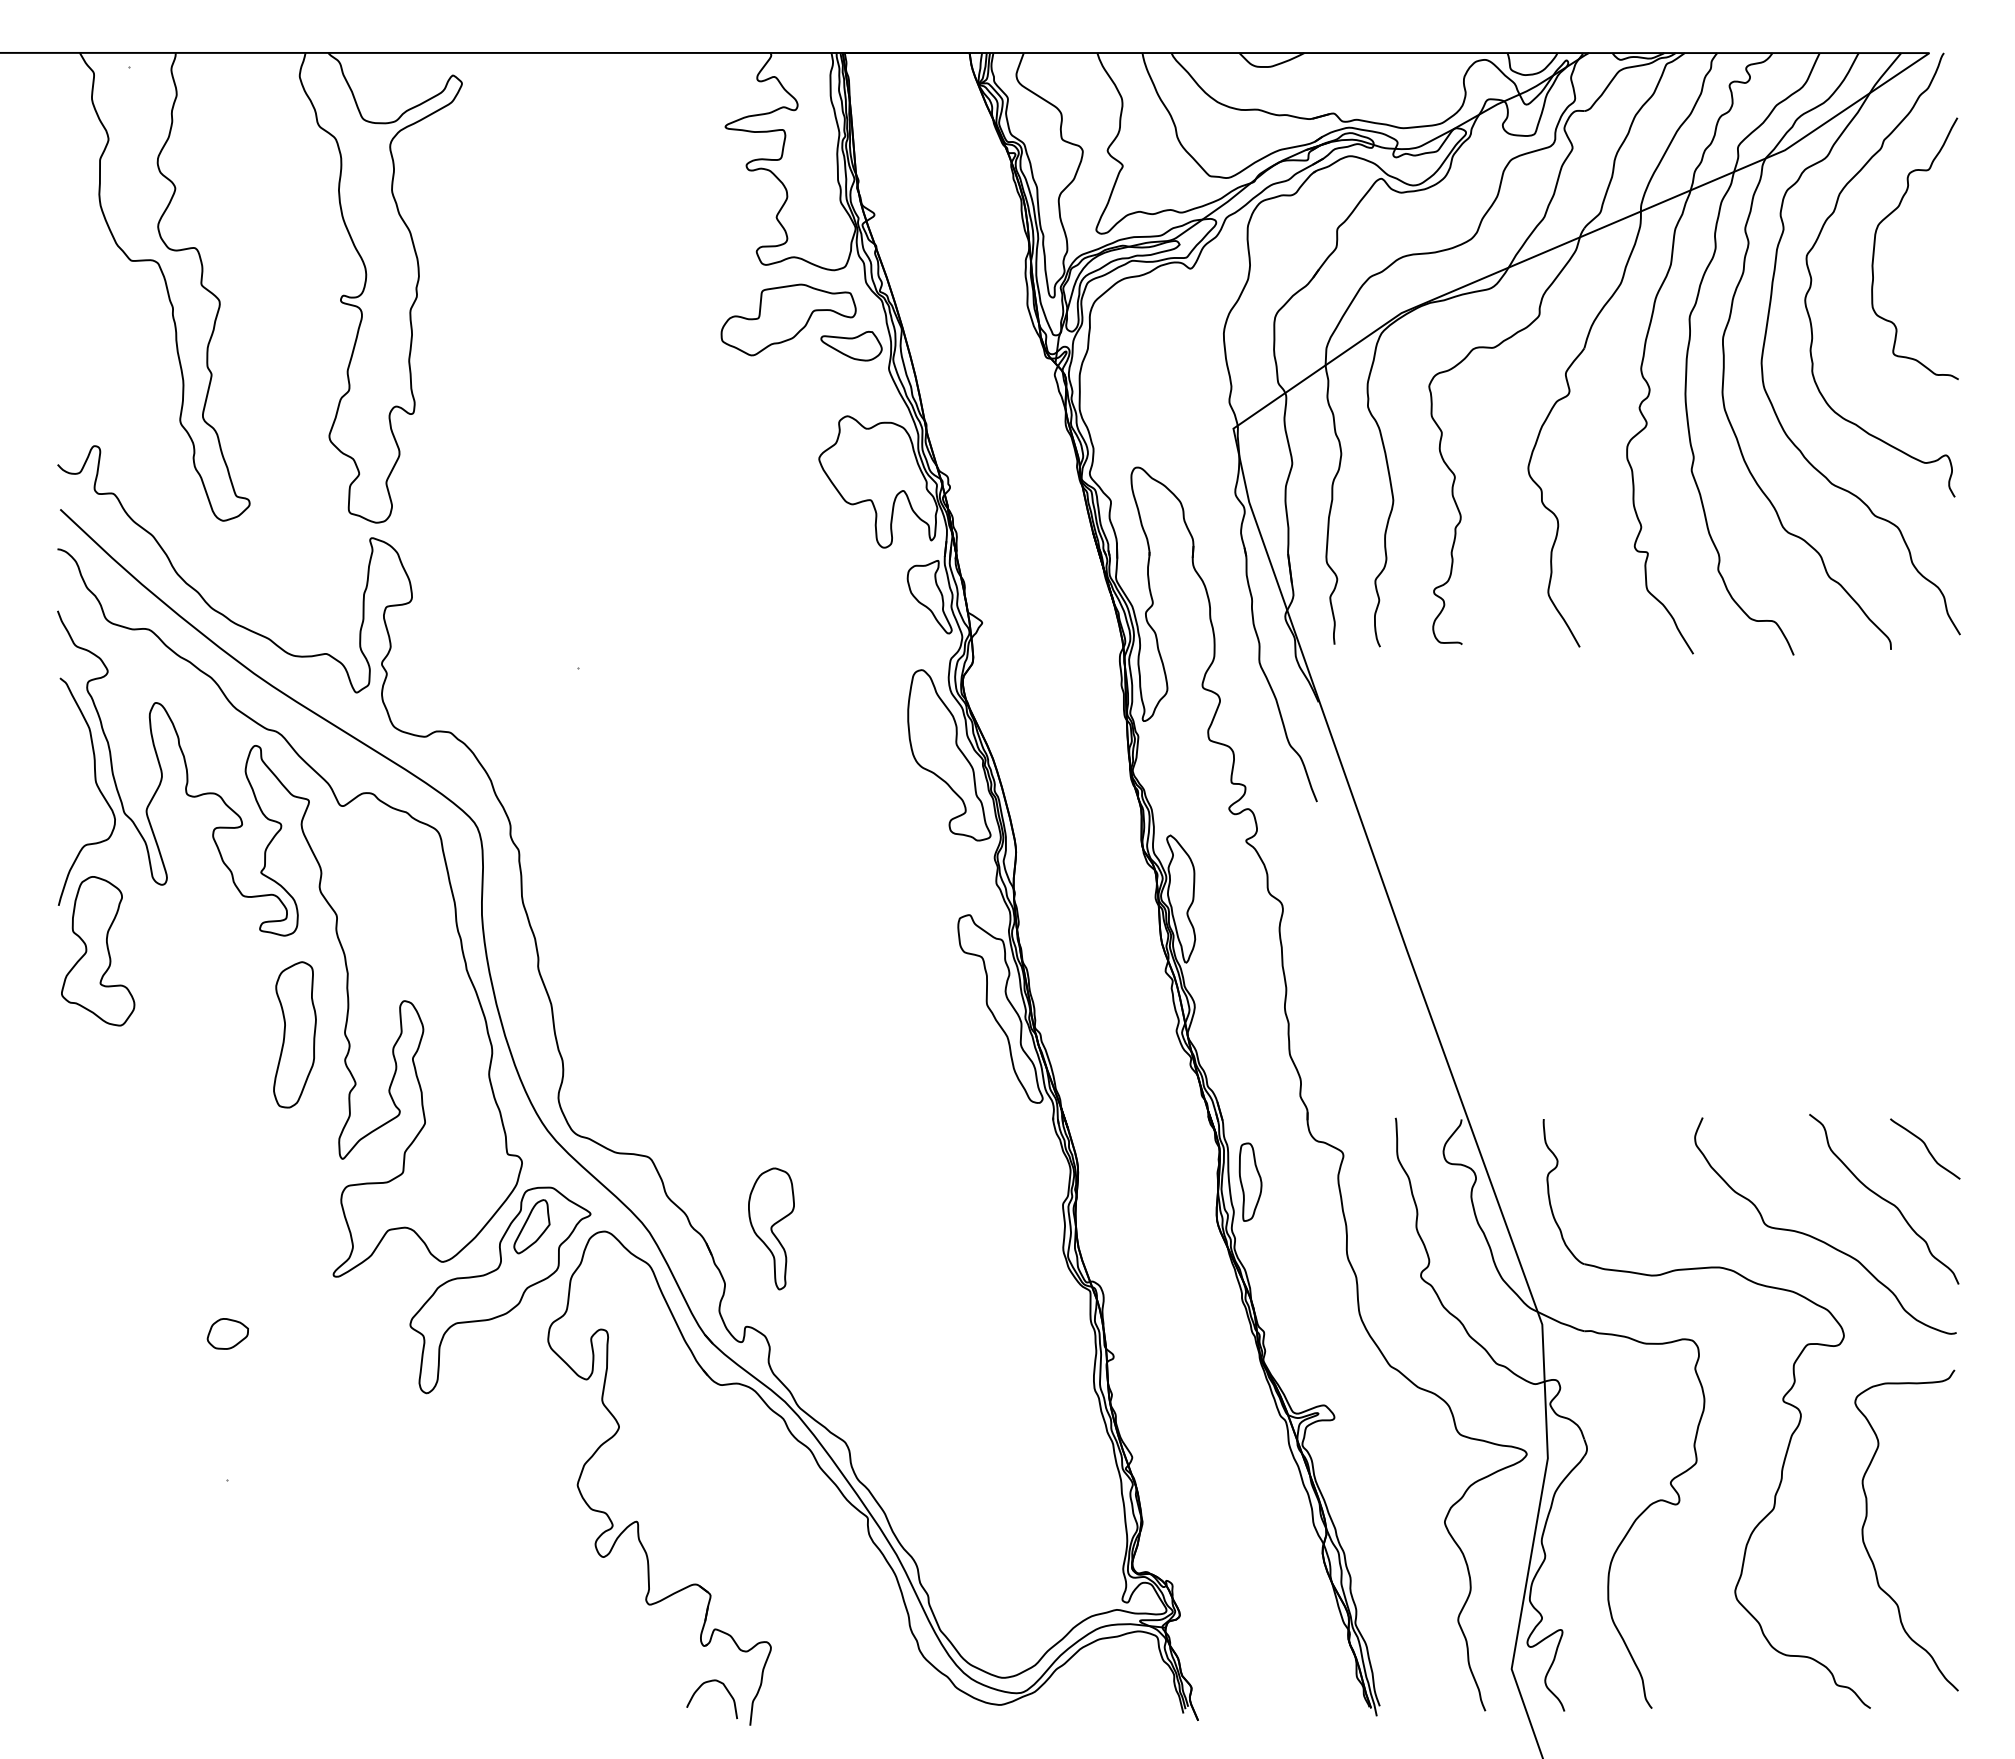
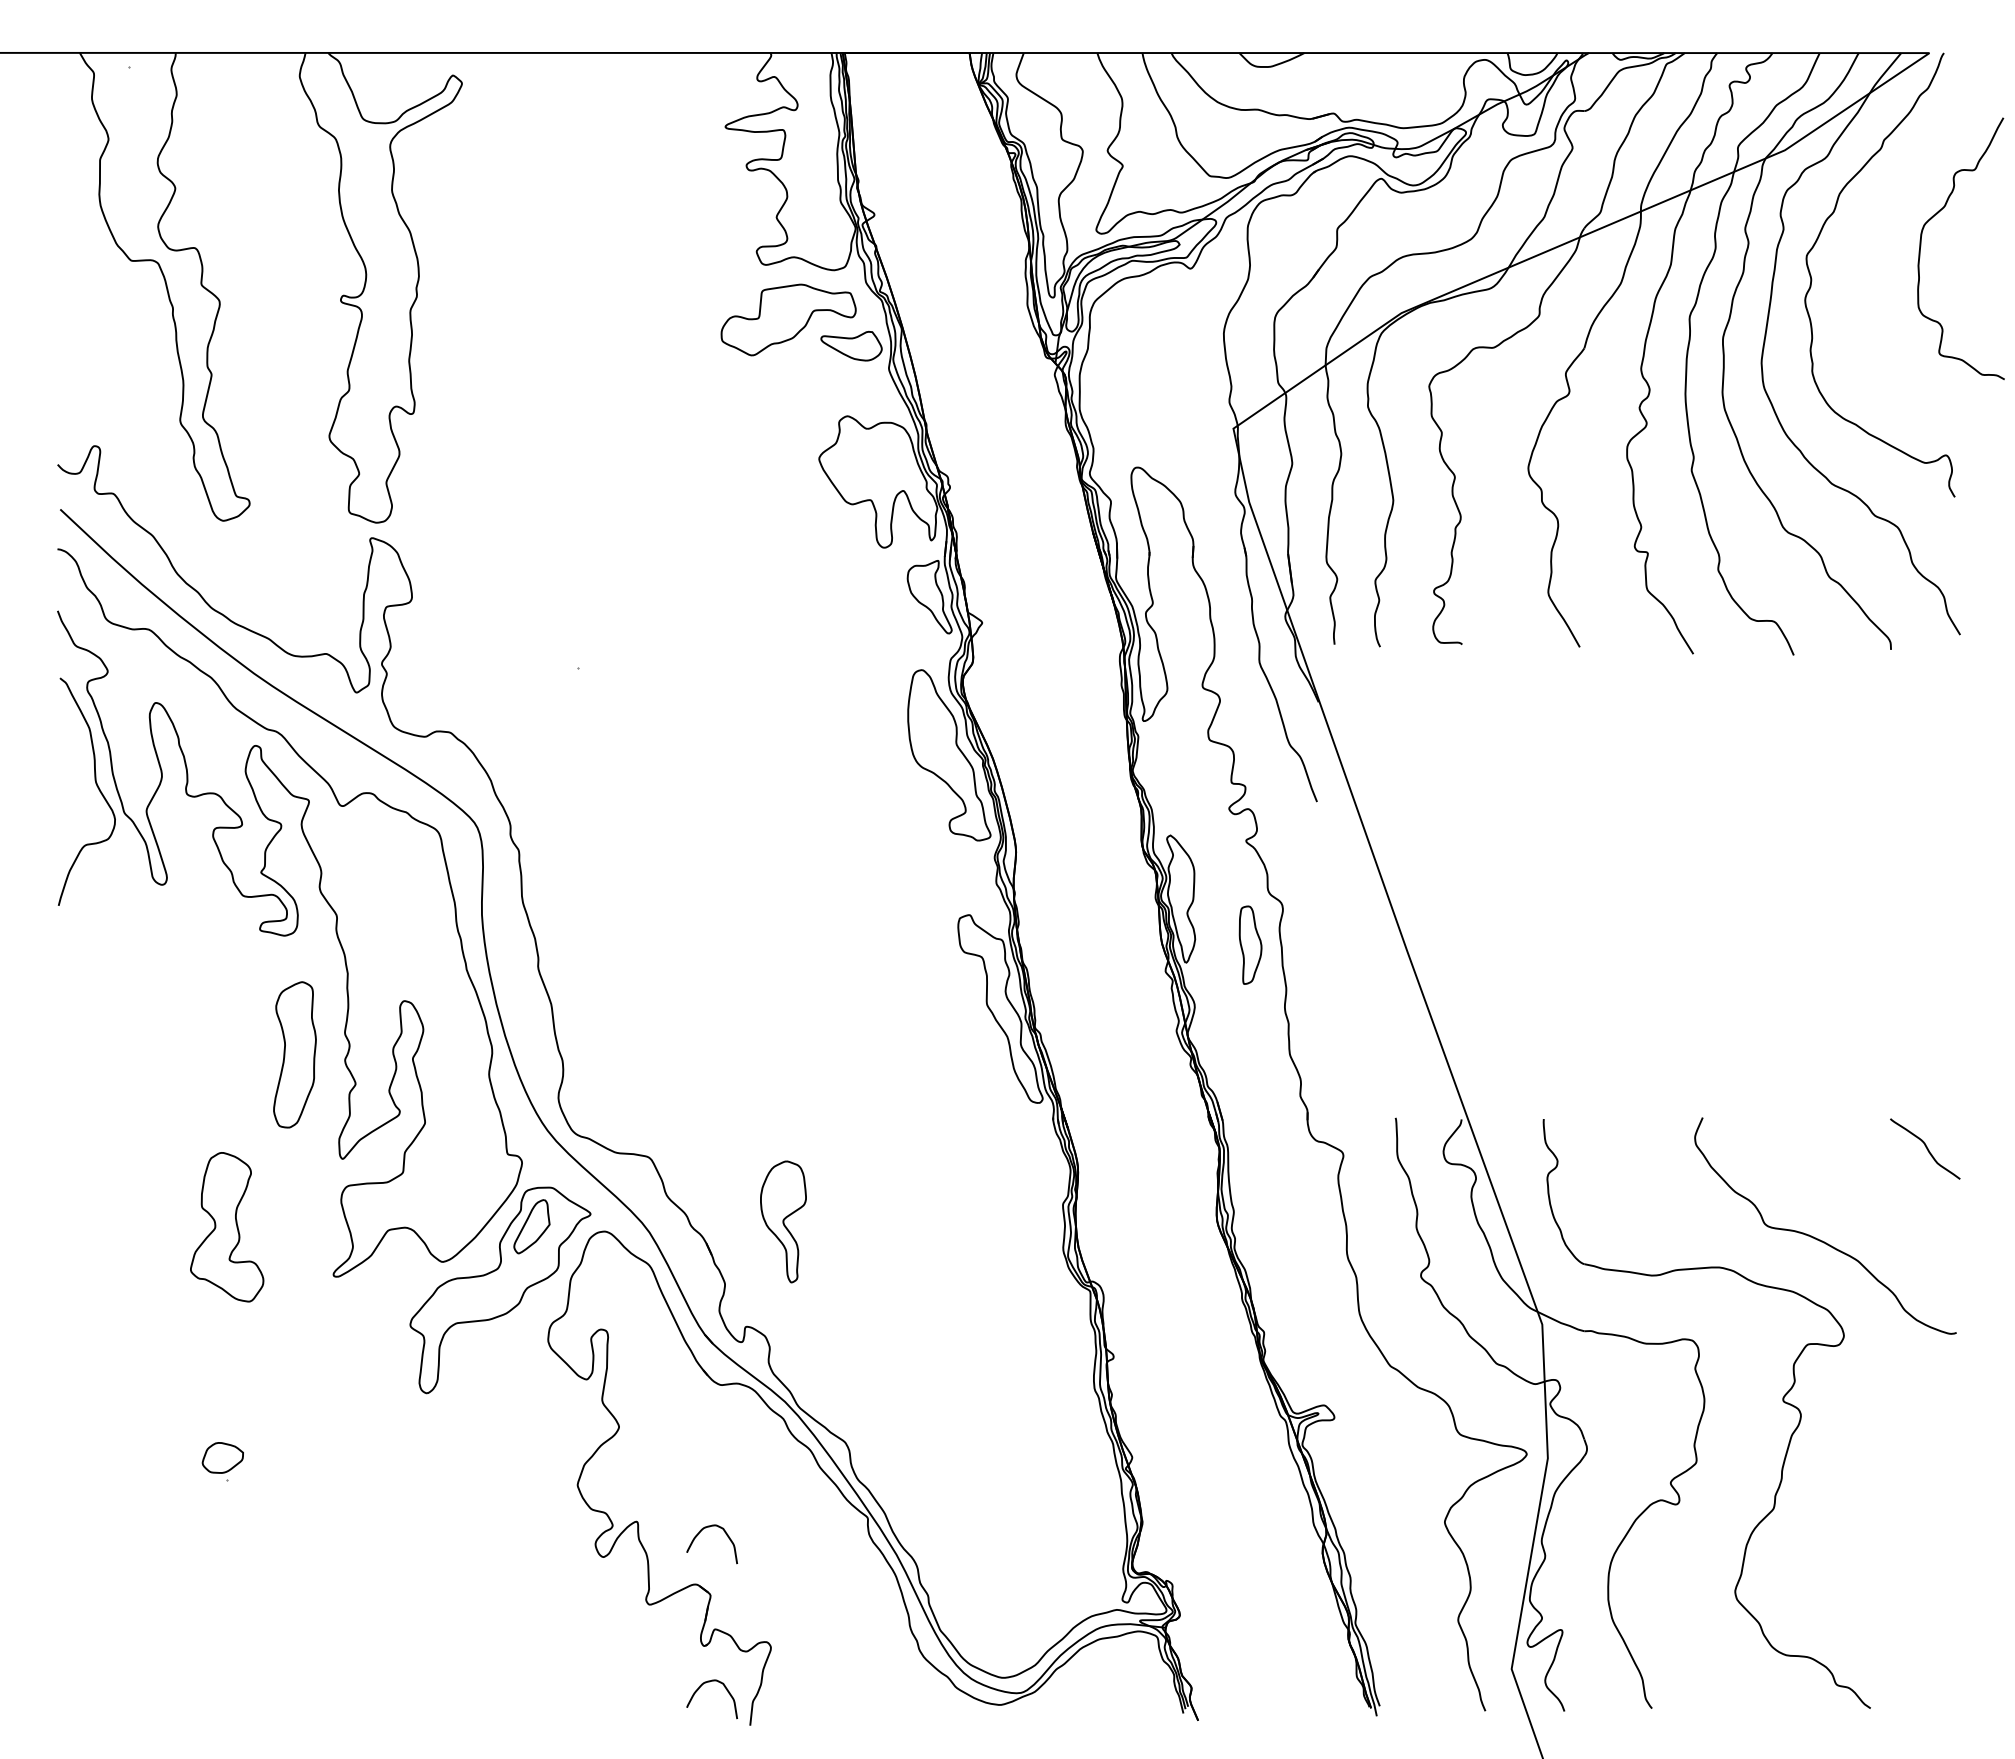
curve position: (1875, 246) -> (1921, 246) (1921, 246)
part position: (98, 951) -> (227, 1227) (227, 1227)
part position: (294, 1034) -> (294, 1054) (294, 1054)
part position: (1250, 1181) -> (1250, 944) (1250, 944)
curve: present -> none (1884, 1199)
part position: (771, 1228) -> (783, 1221) (783, 1221)
part position: (227, 1333) -> (222, 1457) (222, 1457)
curve: present -> none (1867, 1517)
curve: none -> present (698, 1535)
